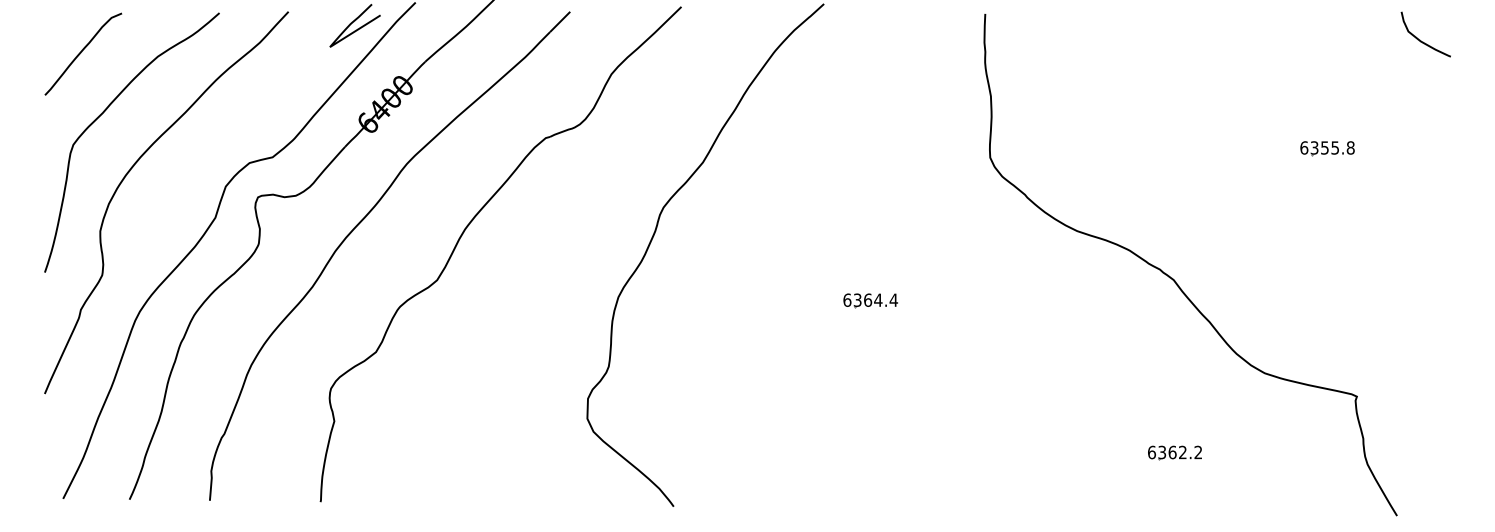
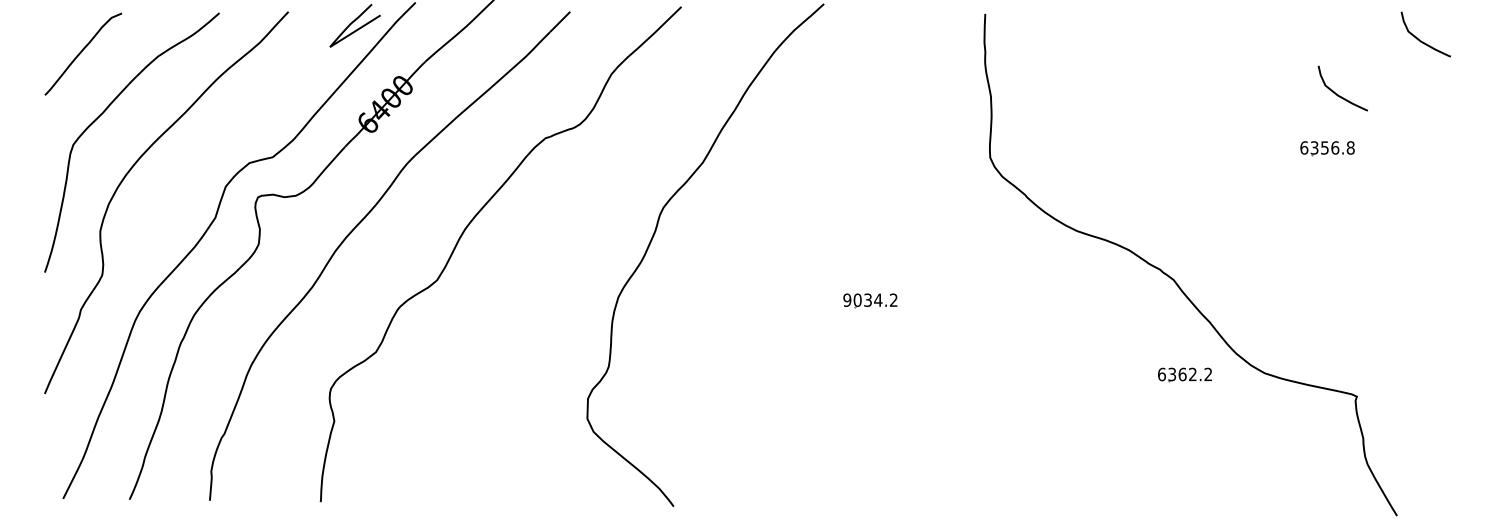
curve: none -> present (1337, 93)
text: 6355.8 -> 6356.8 (1335, 147)
text: 6364.4 -> 9034.2 (870, 299)
part position: (1174, 452) -> (1184, 374) (1184, 374)
